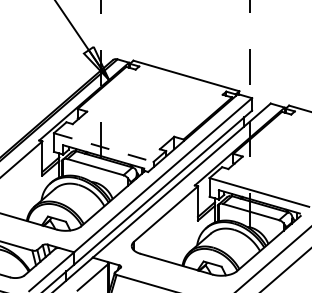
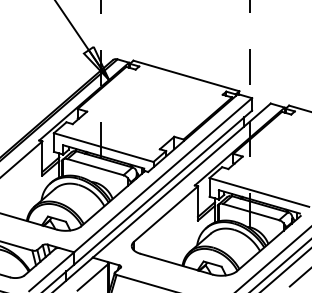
line: dashed -> solid (103, 147)
line: none -> present (280, 265)
line: none -> present (298, 278)
